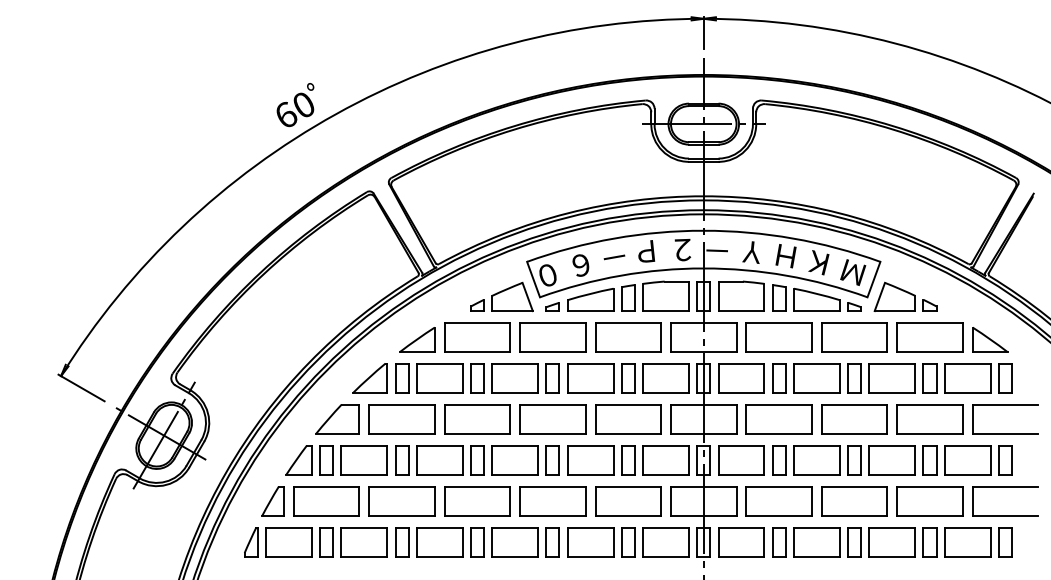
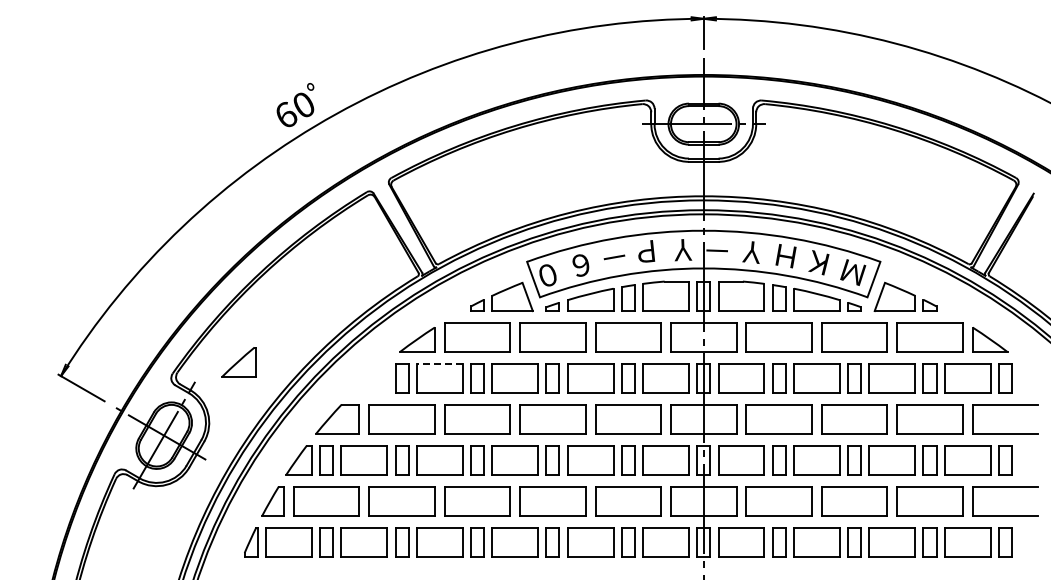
text: ２ -> Ｙ (683, 249)
line: solid -> dashed (439, 363)
part position: (369, 378) -> (238, 362) (238, 362)
